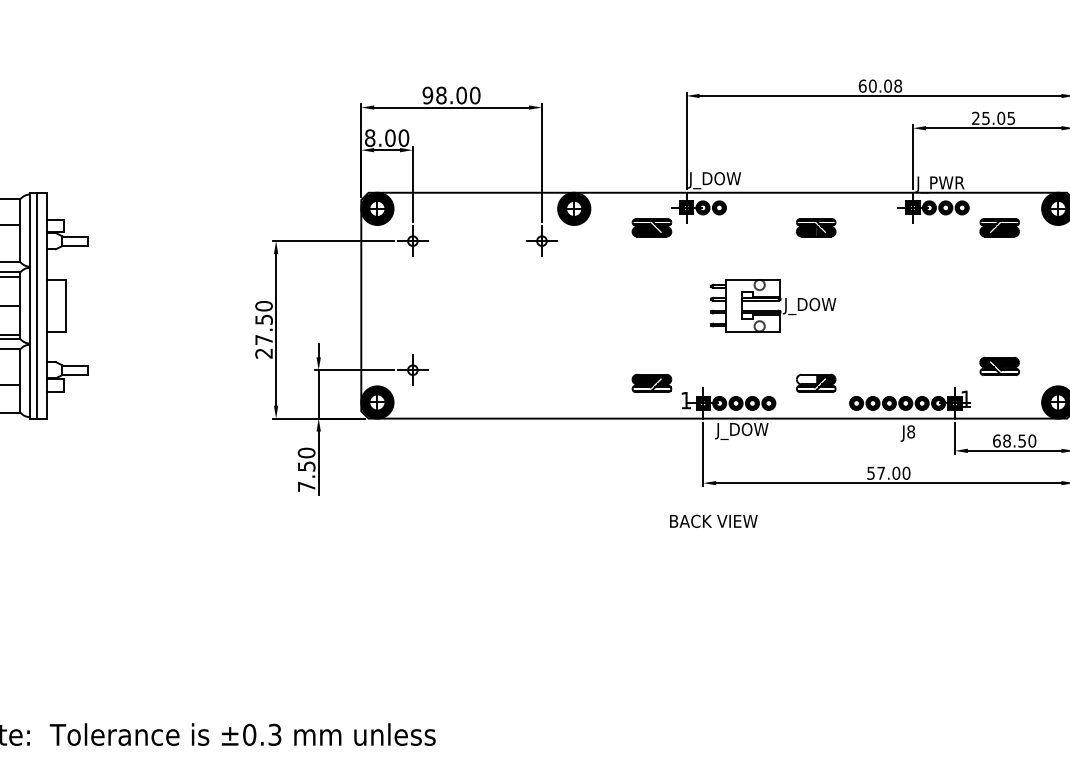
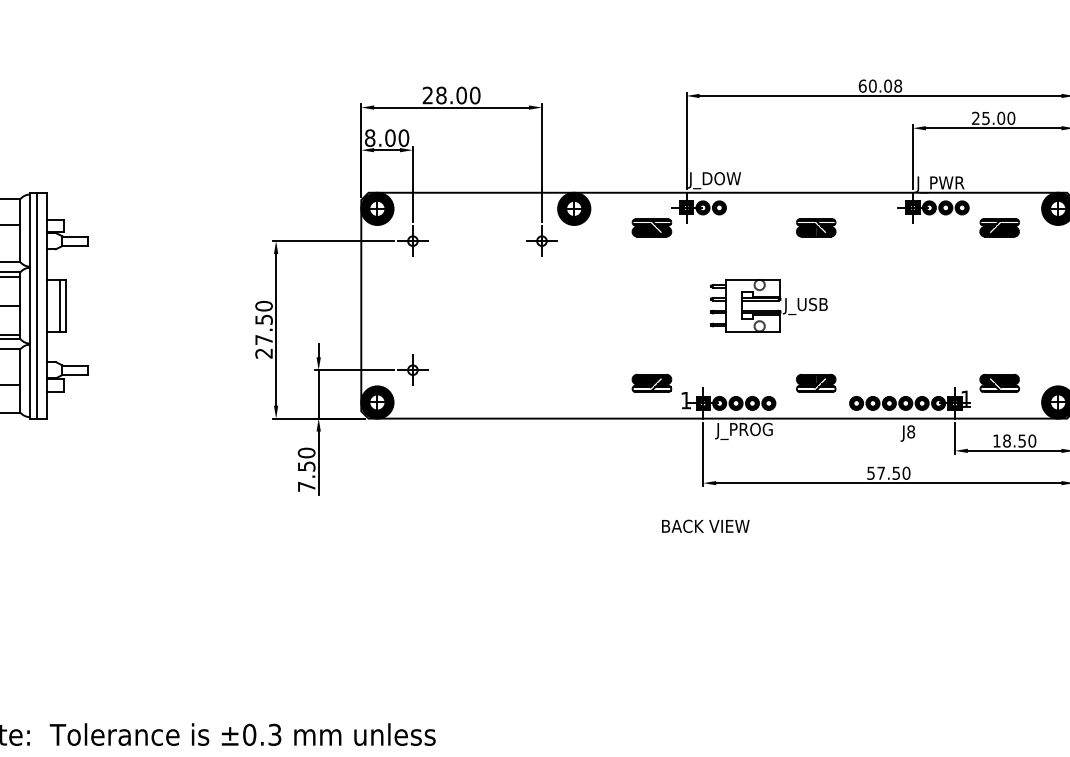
text: 98.00 -> 28.00 (427, 95)
text: 25.05 -> 25.00 (1011, 117)
text: J_DOW -> J_USB (816, 304)
line: none -> present (59, 305)
part position: (999, 365) -> (999, 382) (999, 382)
fill: none -> present (806, 379)
text: J_DOW -> J_PROG (751, 429)
text: 68.50 -> 18.50 (996, 440)
text: 57.00 -> 57.50 (896, 472)
text position: (713, 520) -> (705, 525) (705, 525)
